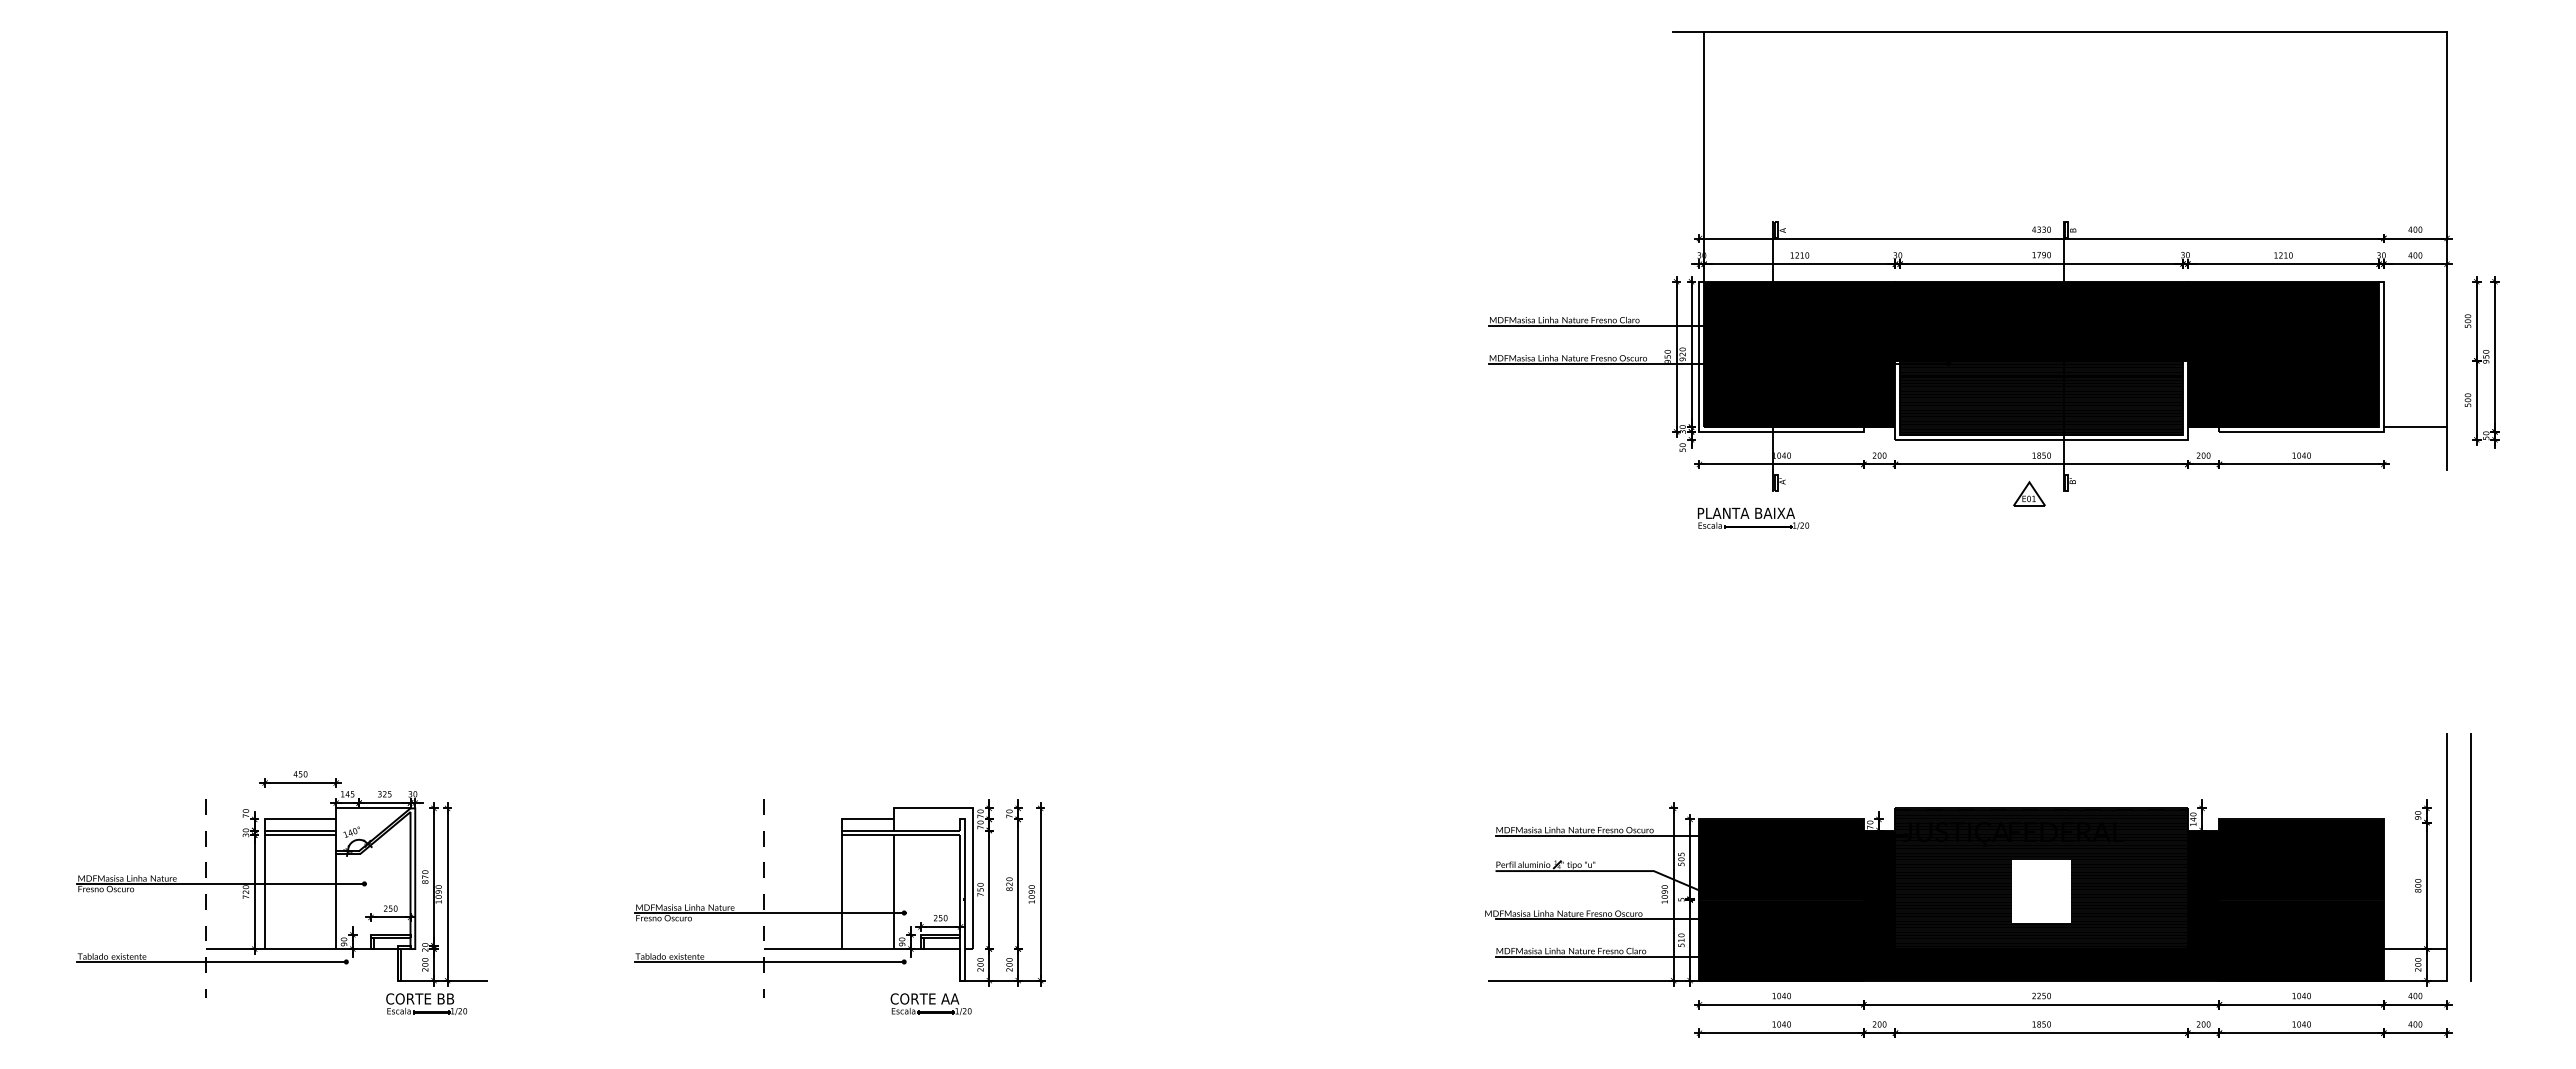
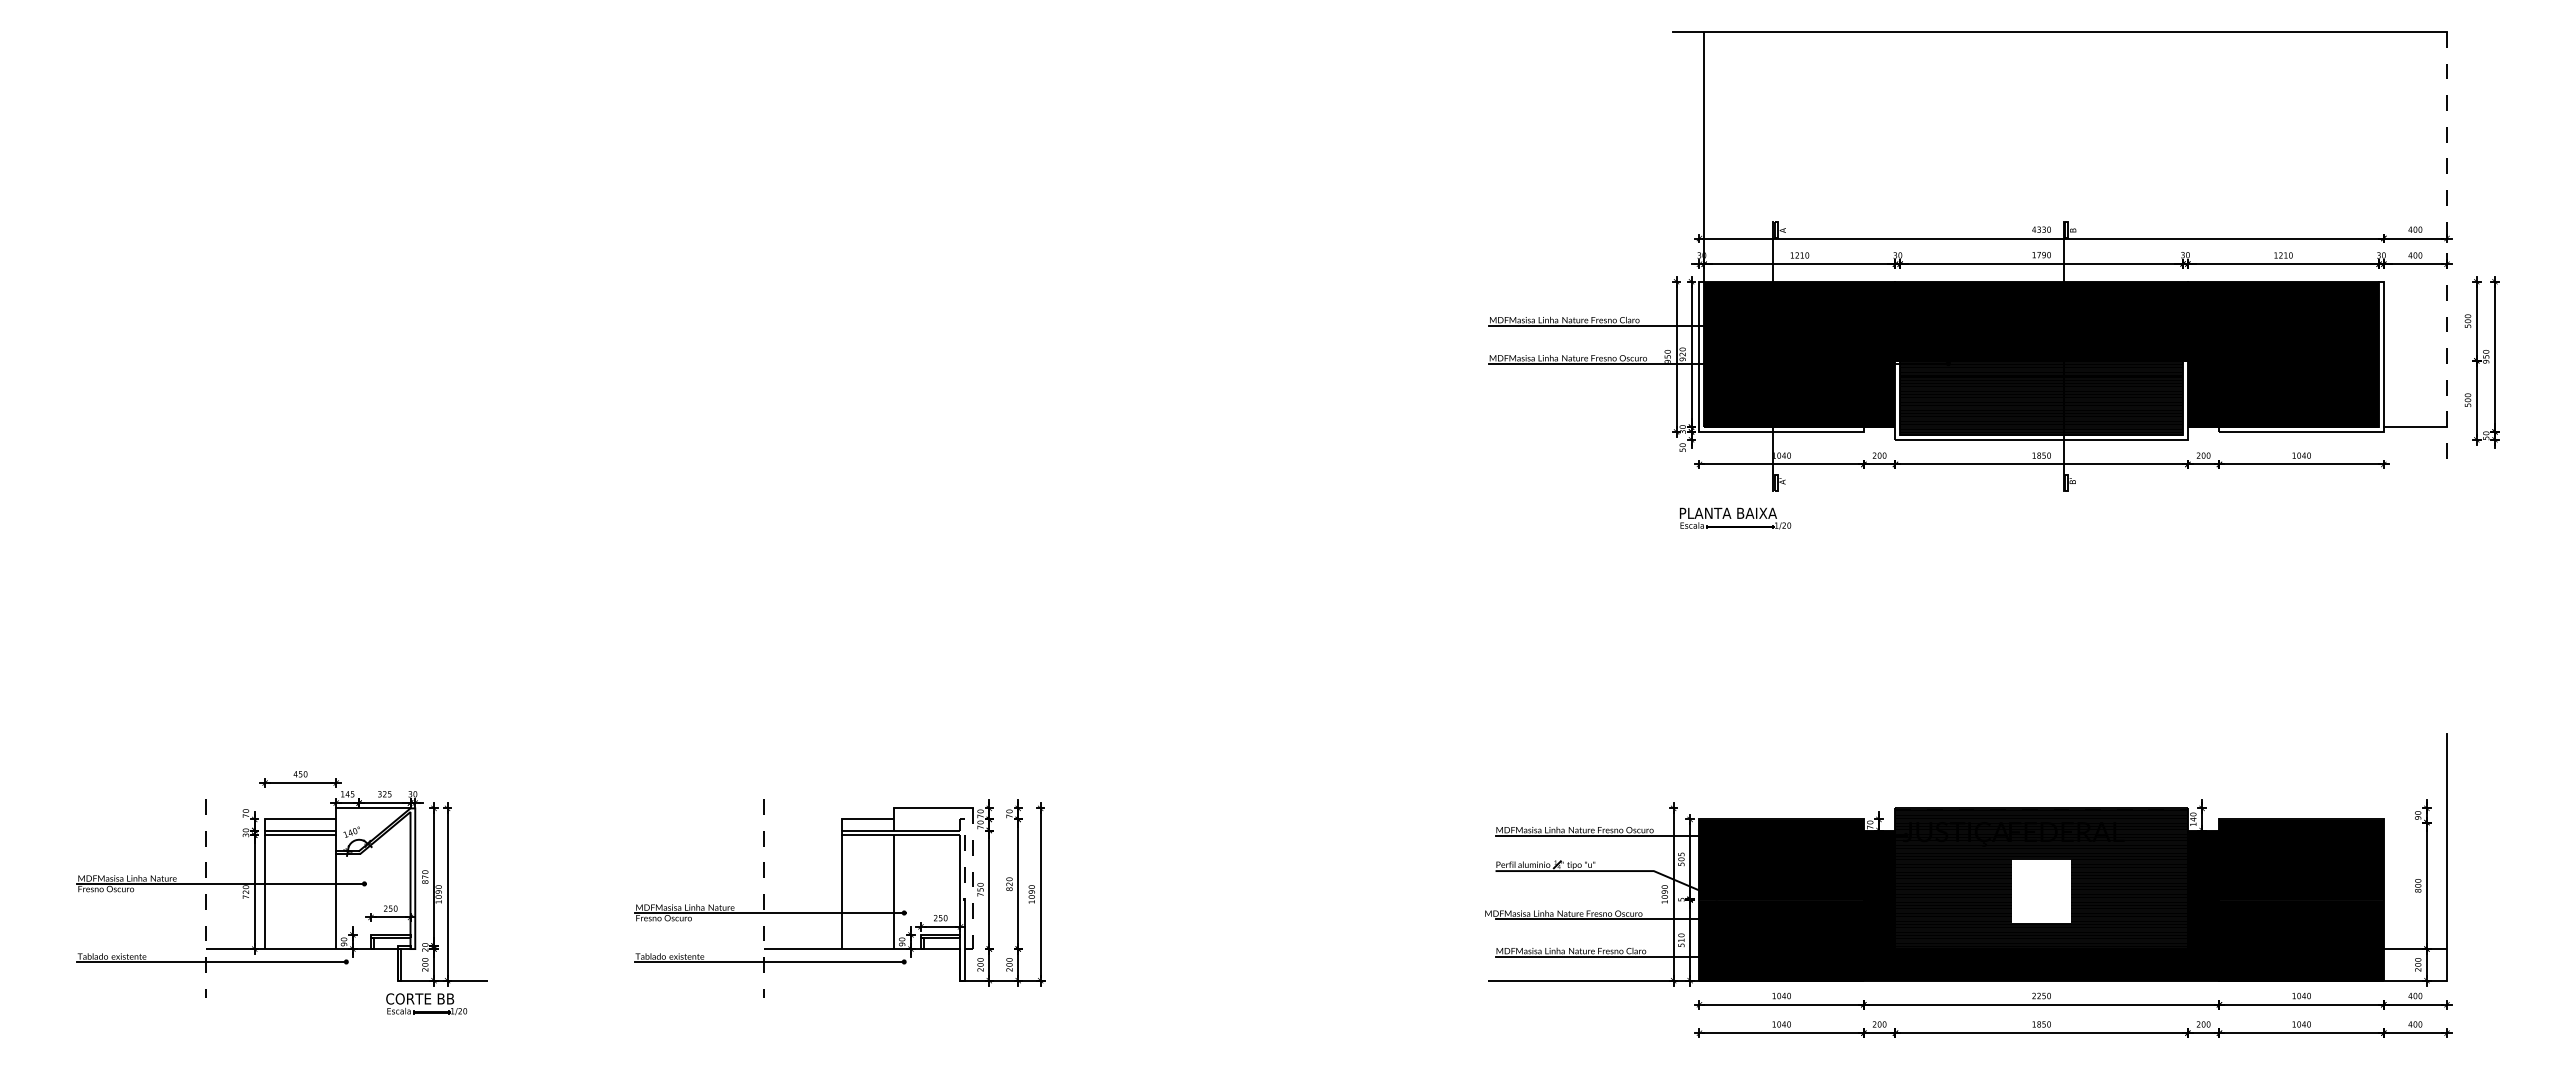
line: solid -> dashed (2447, 250)
part: present -> none (2029, 493)
part position: (1753, 518) -> (1735, 518) (1735, 518)
line: solid -> dashed (965, 850)
line: present -> none (2470, 857)
line: solid -> dashed (973, 879)
part: present -> none (930, 1003)
